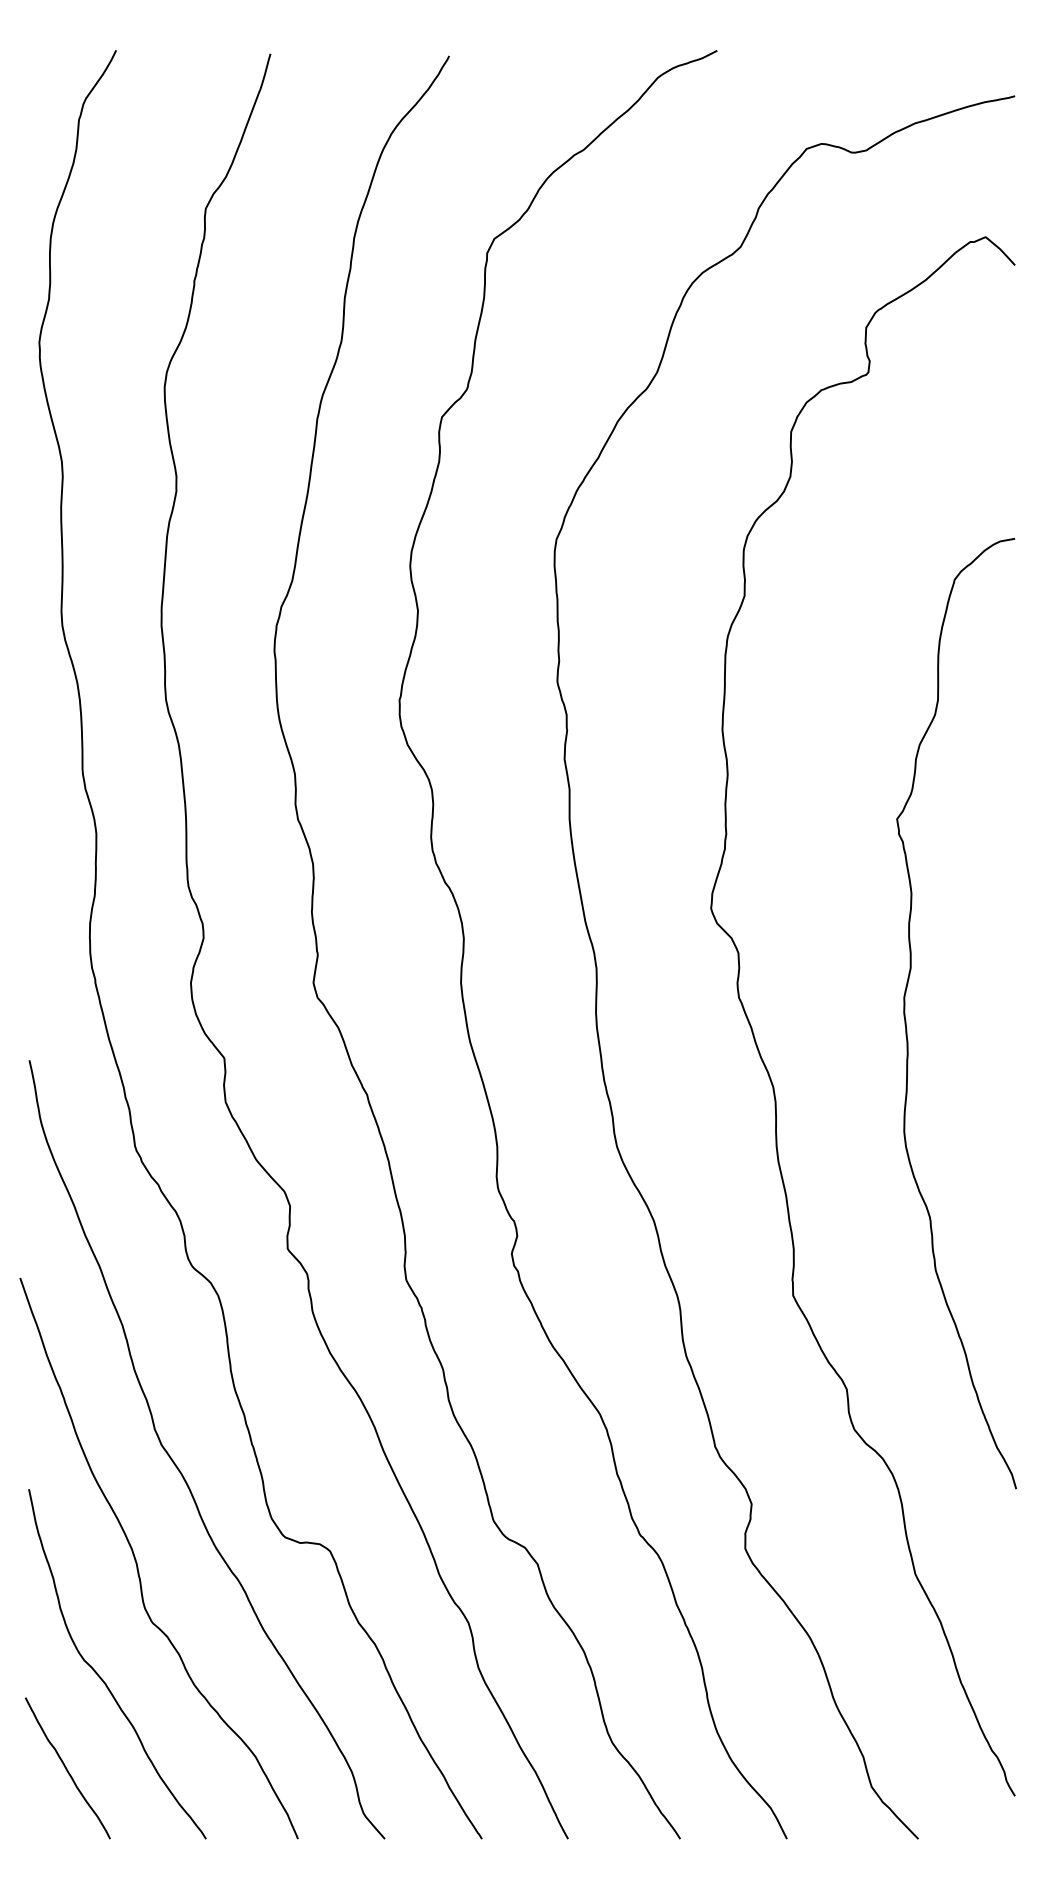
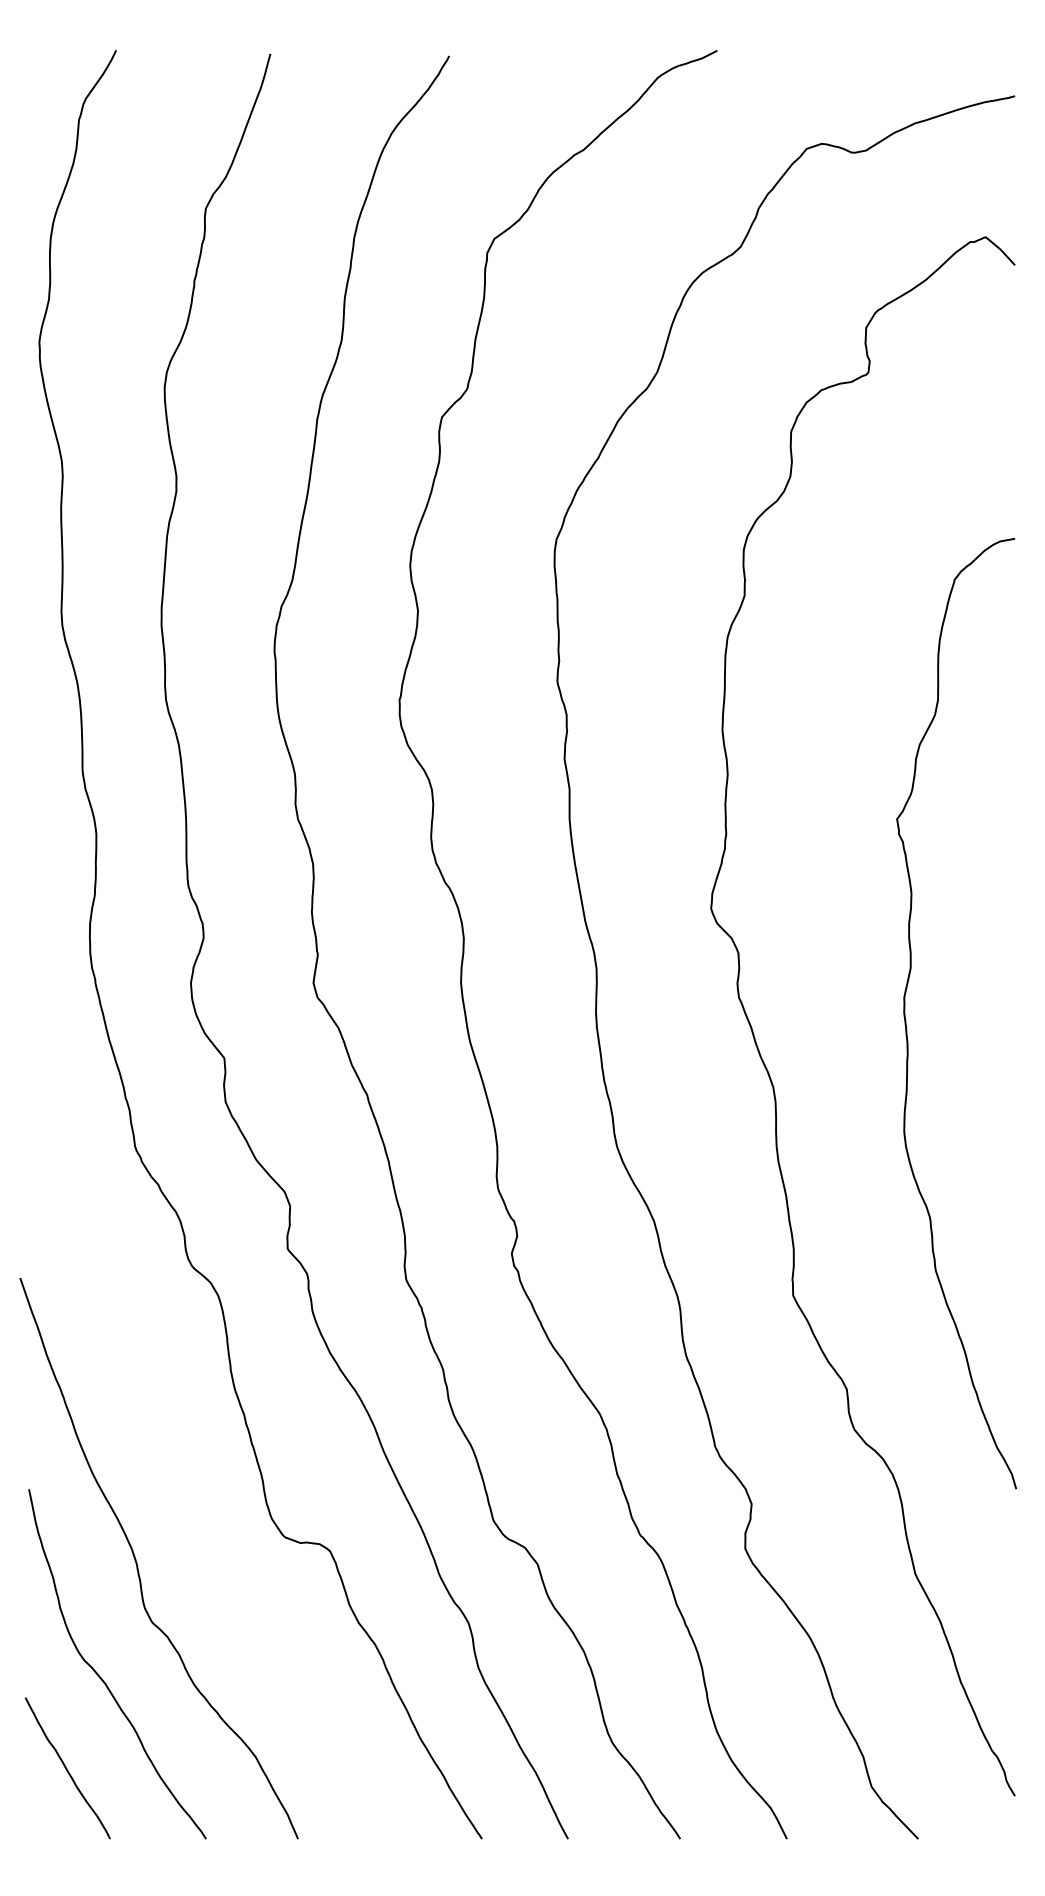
curve: present -> none (178, 1467)
